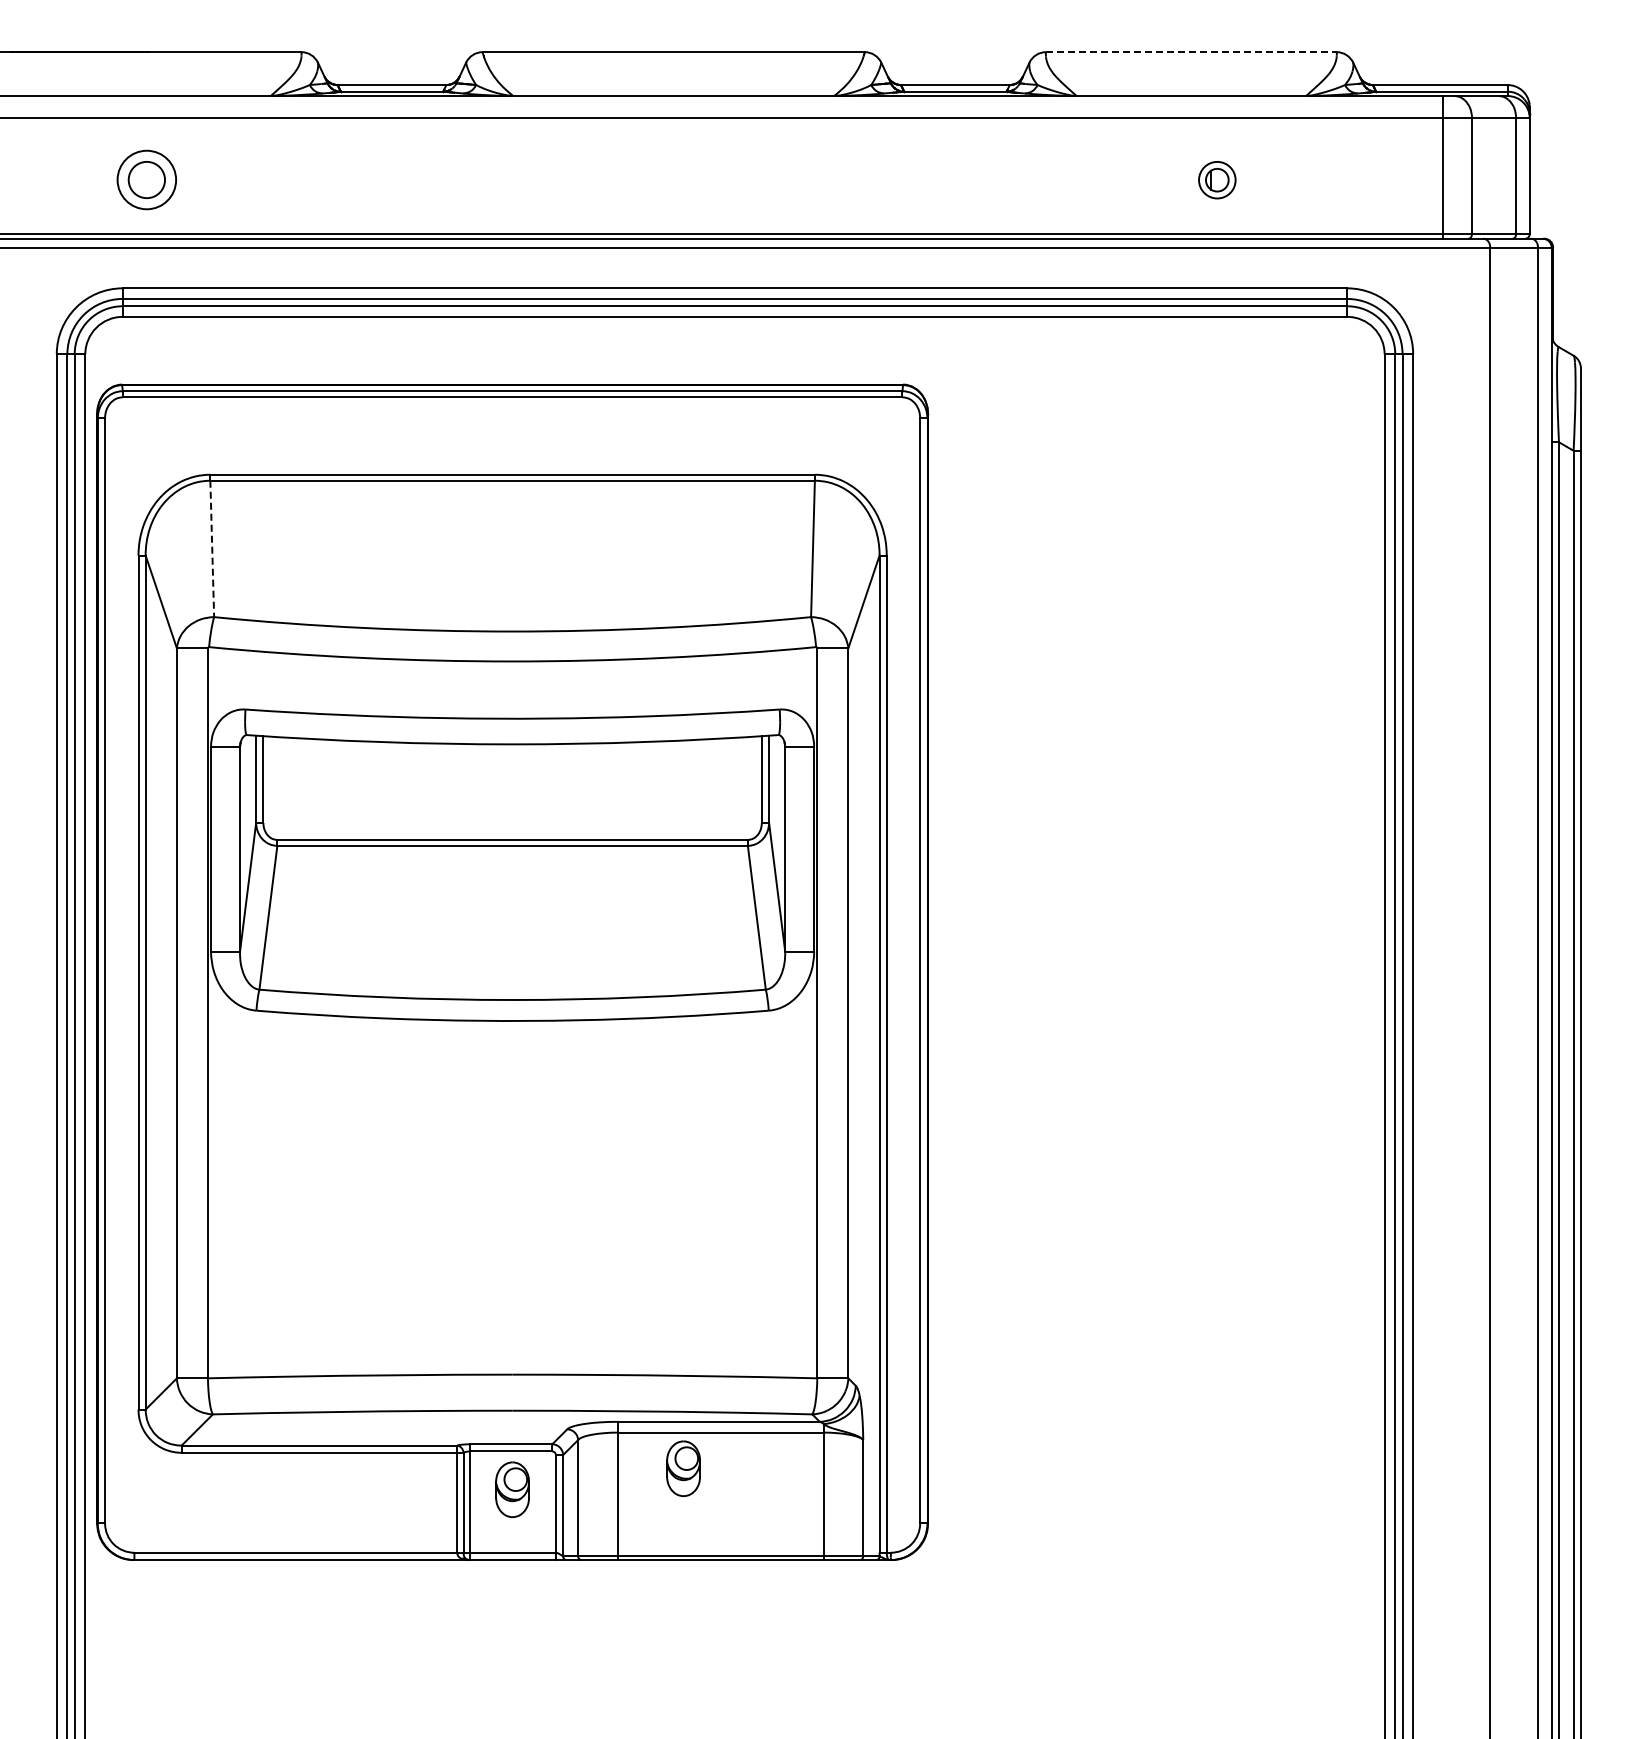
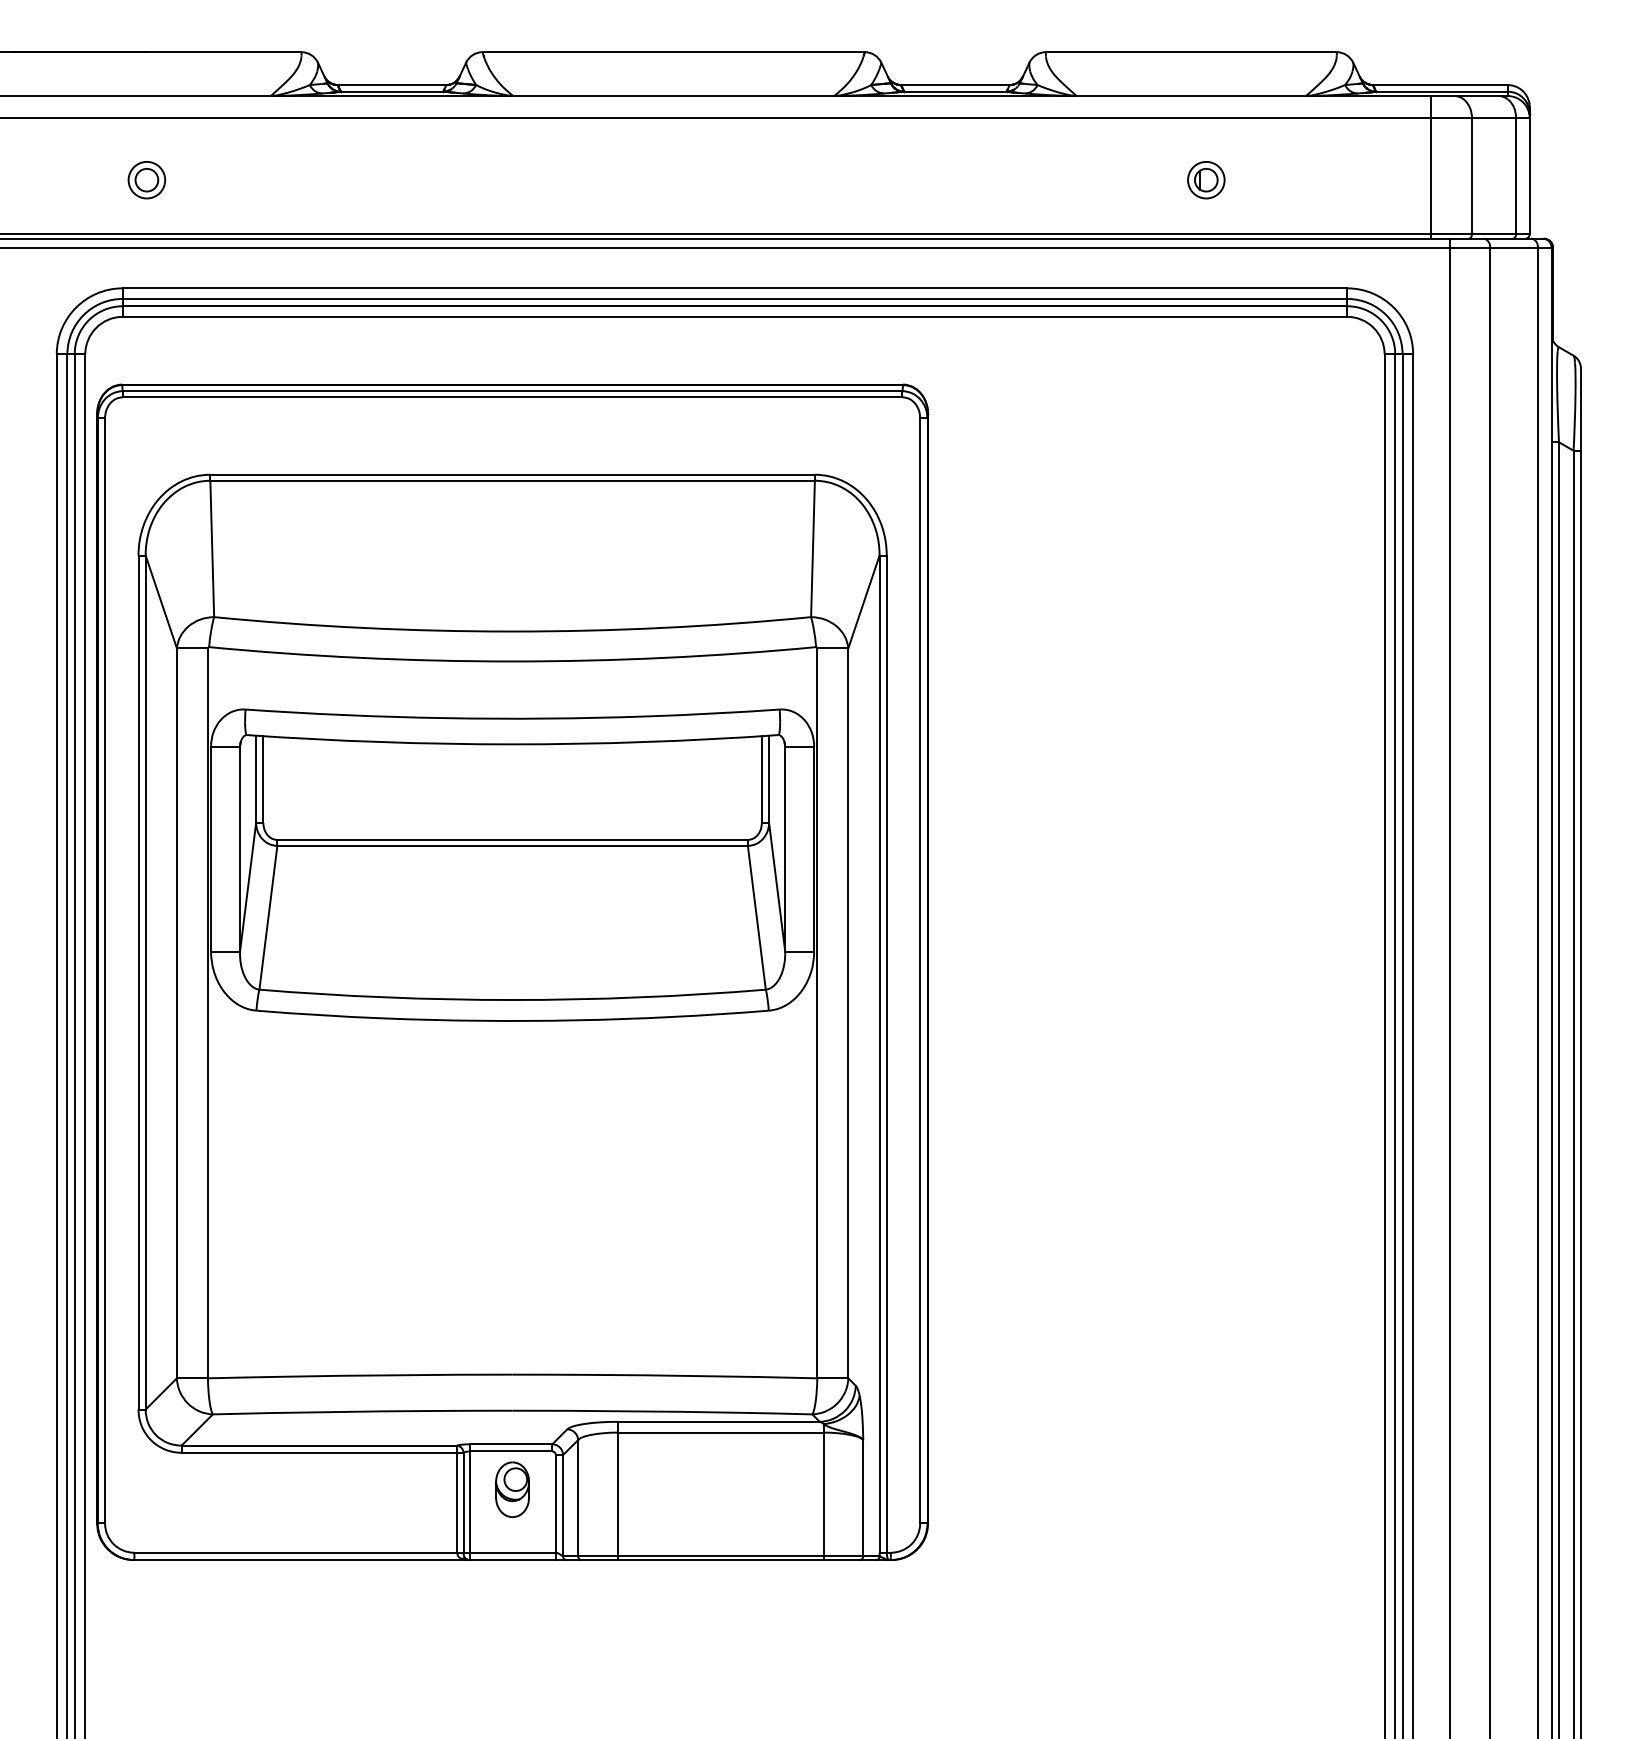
line: dashed -> solid (1191, 52)
line position: (1443, 167) -> (1431, 167) (1431, 167)
part size: 61x62 px -> 40x39 px (146, 180)
part position: (1217, 180) -> (1206, 180) (1206, 180)
line: dashed -> solid (212, 549)
line: none -> present (1449, 986)
part: present -> none (683, 1468)
